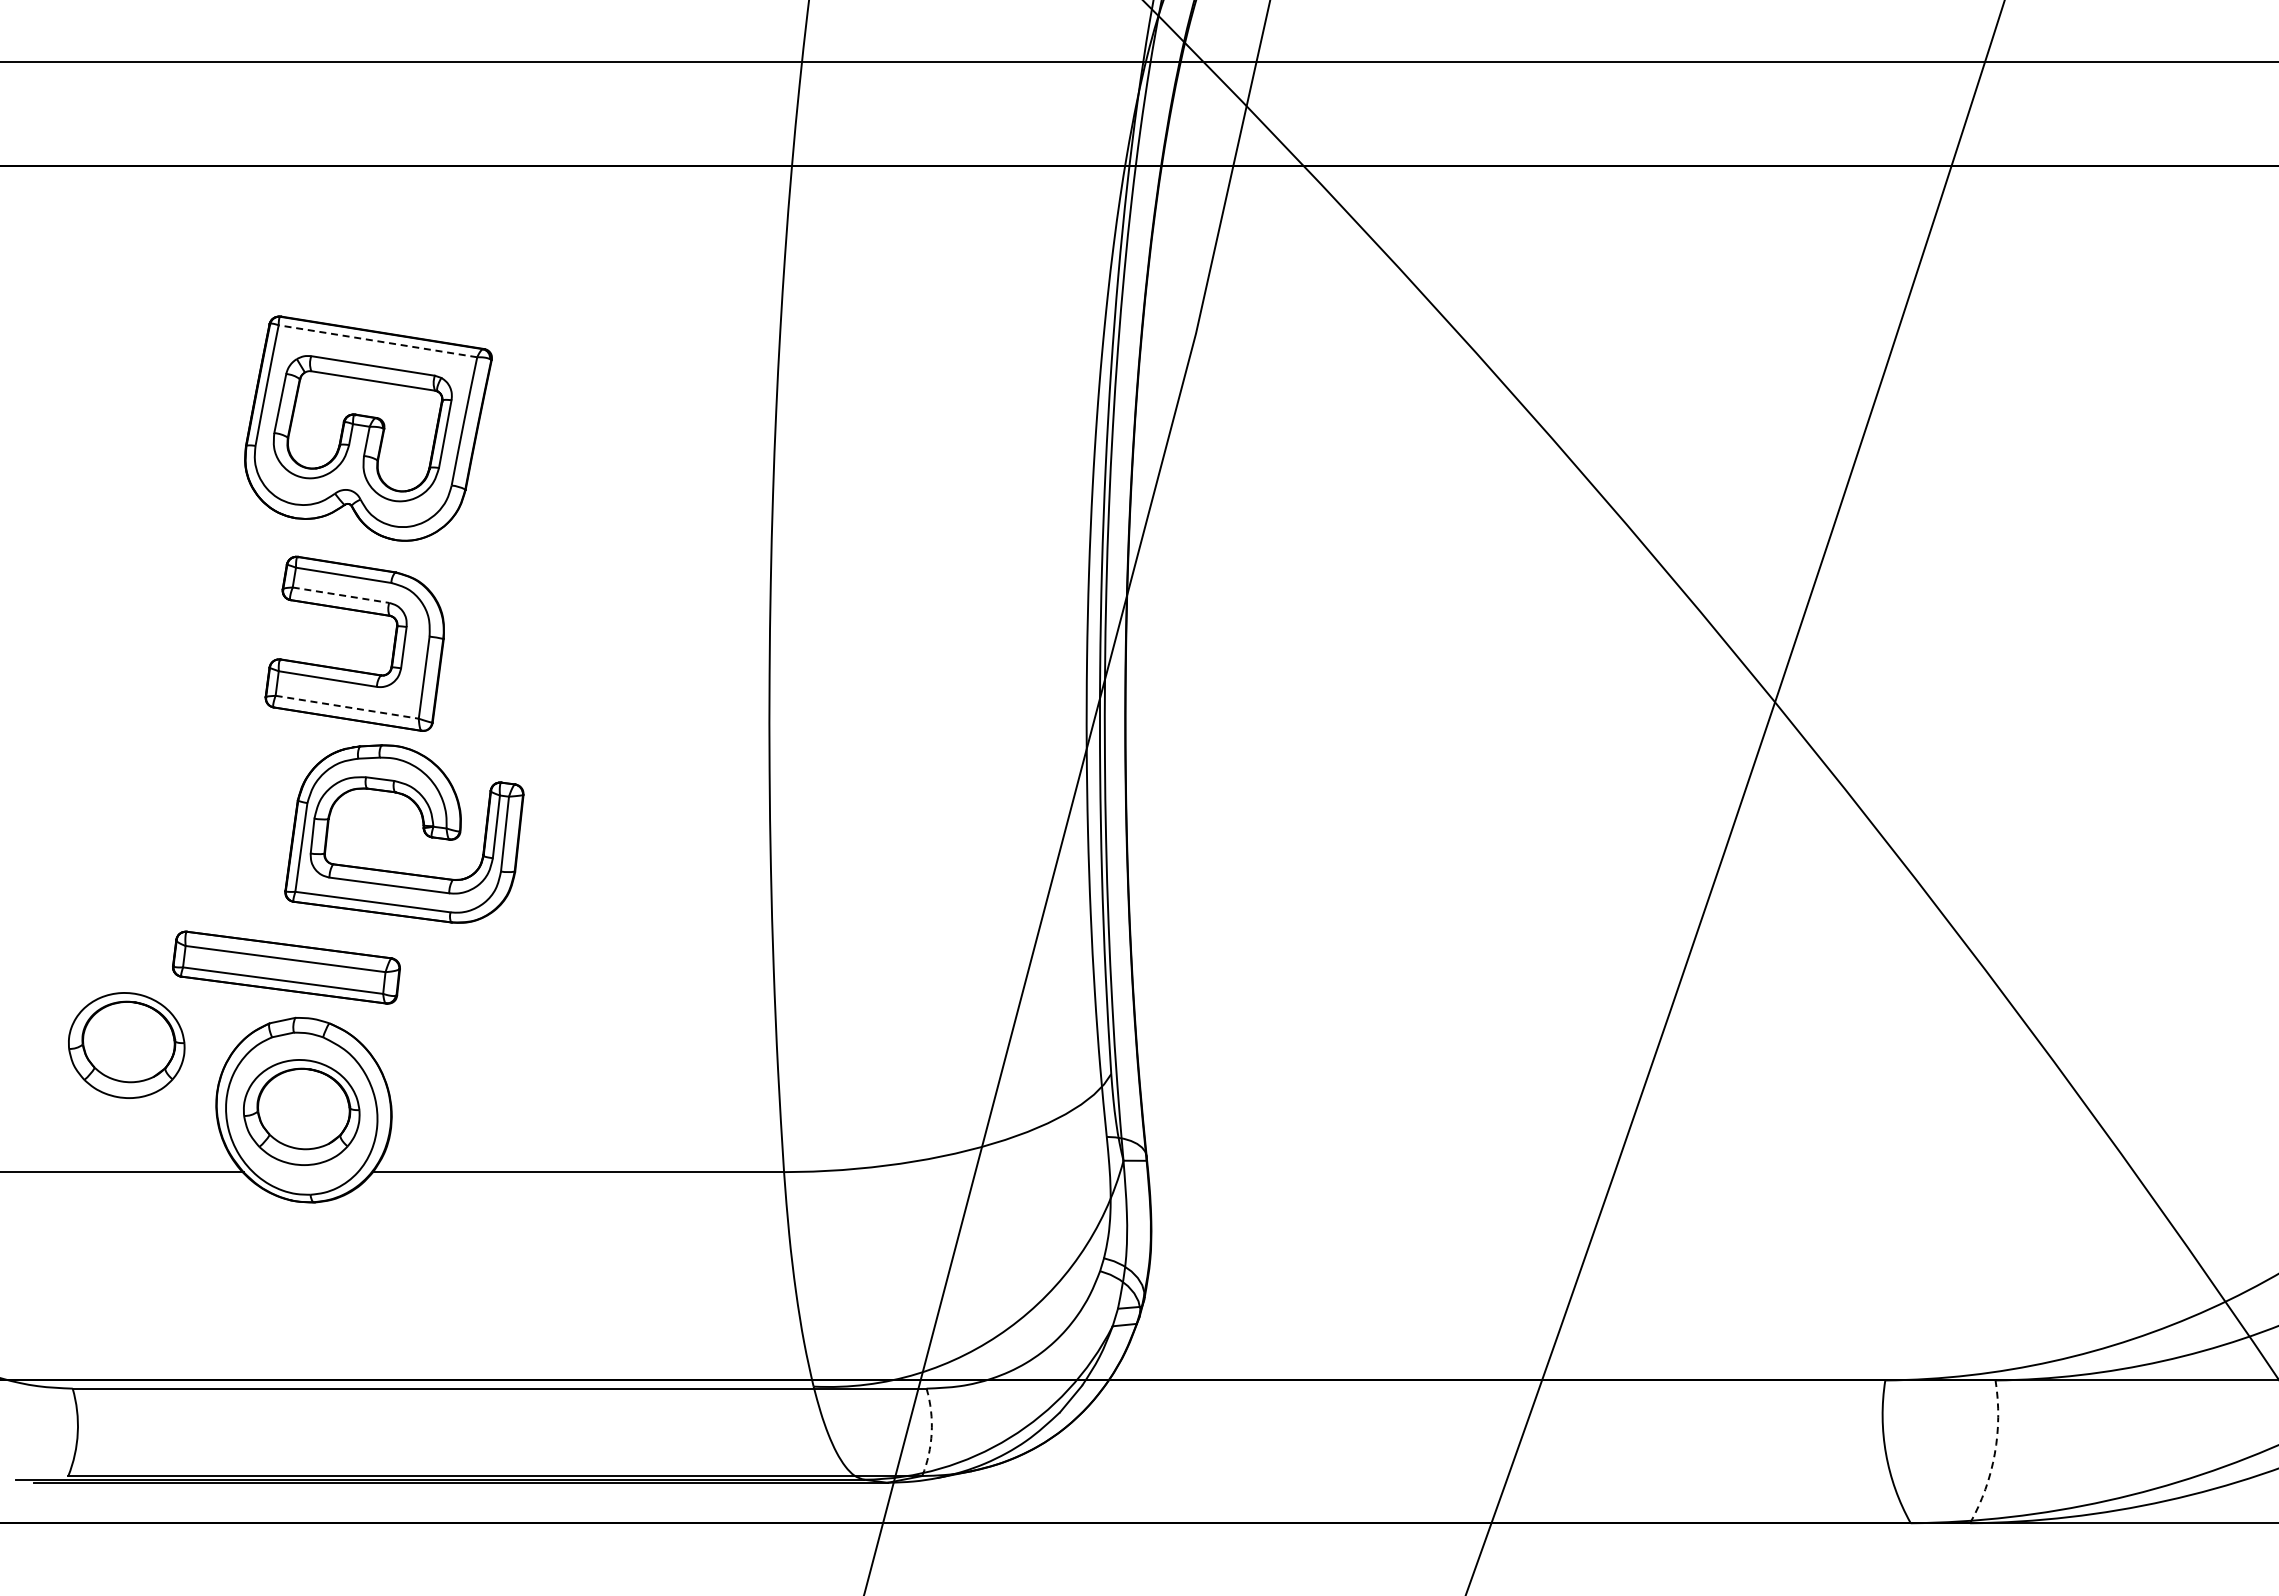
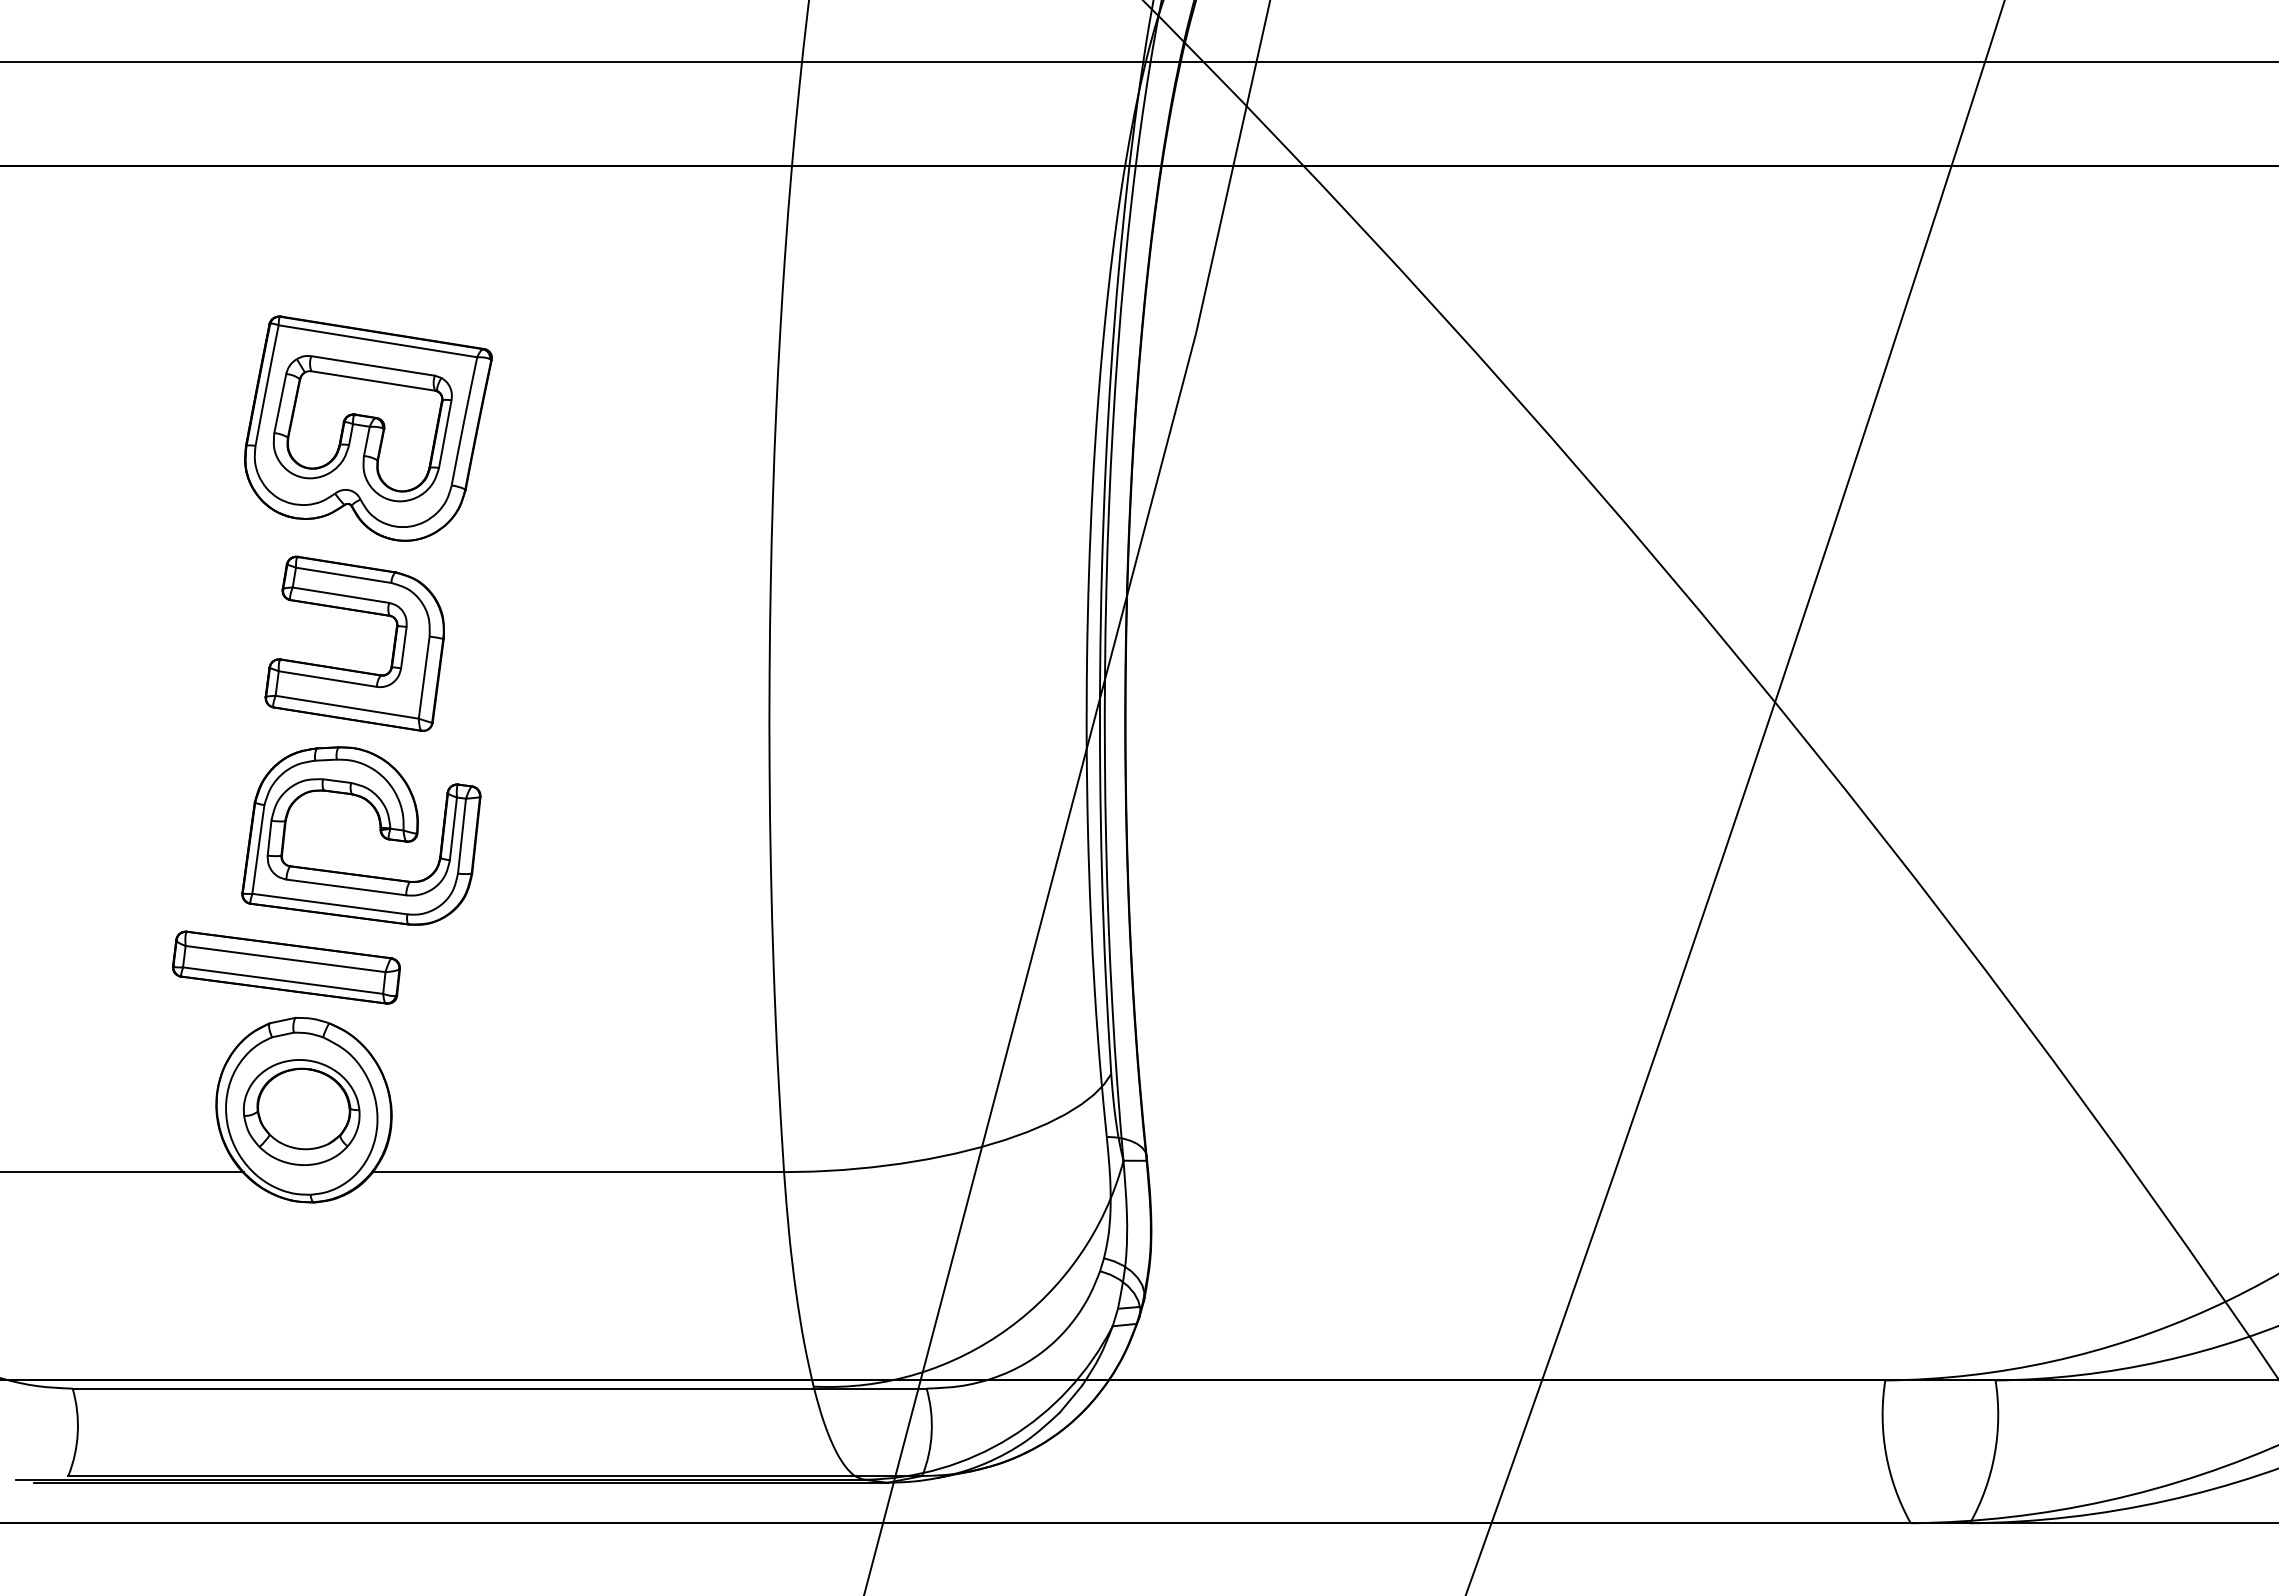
line: dashed -> solid (377, 341)
line: dashed -> solid (341, 595)
line: dashed -> solid (347, 707)
part position: (422, 829) -> (379, 831) (379, 831)
part: present -> none (126, 1045)
arc: dashed -> solid (931, 1432)
arc: dashed -> solid (1994, 1453)
